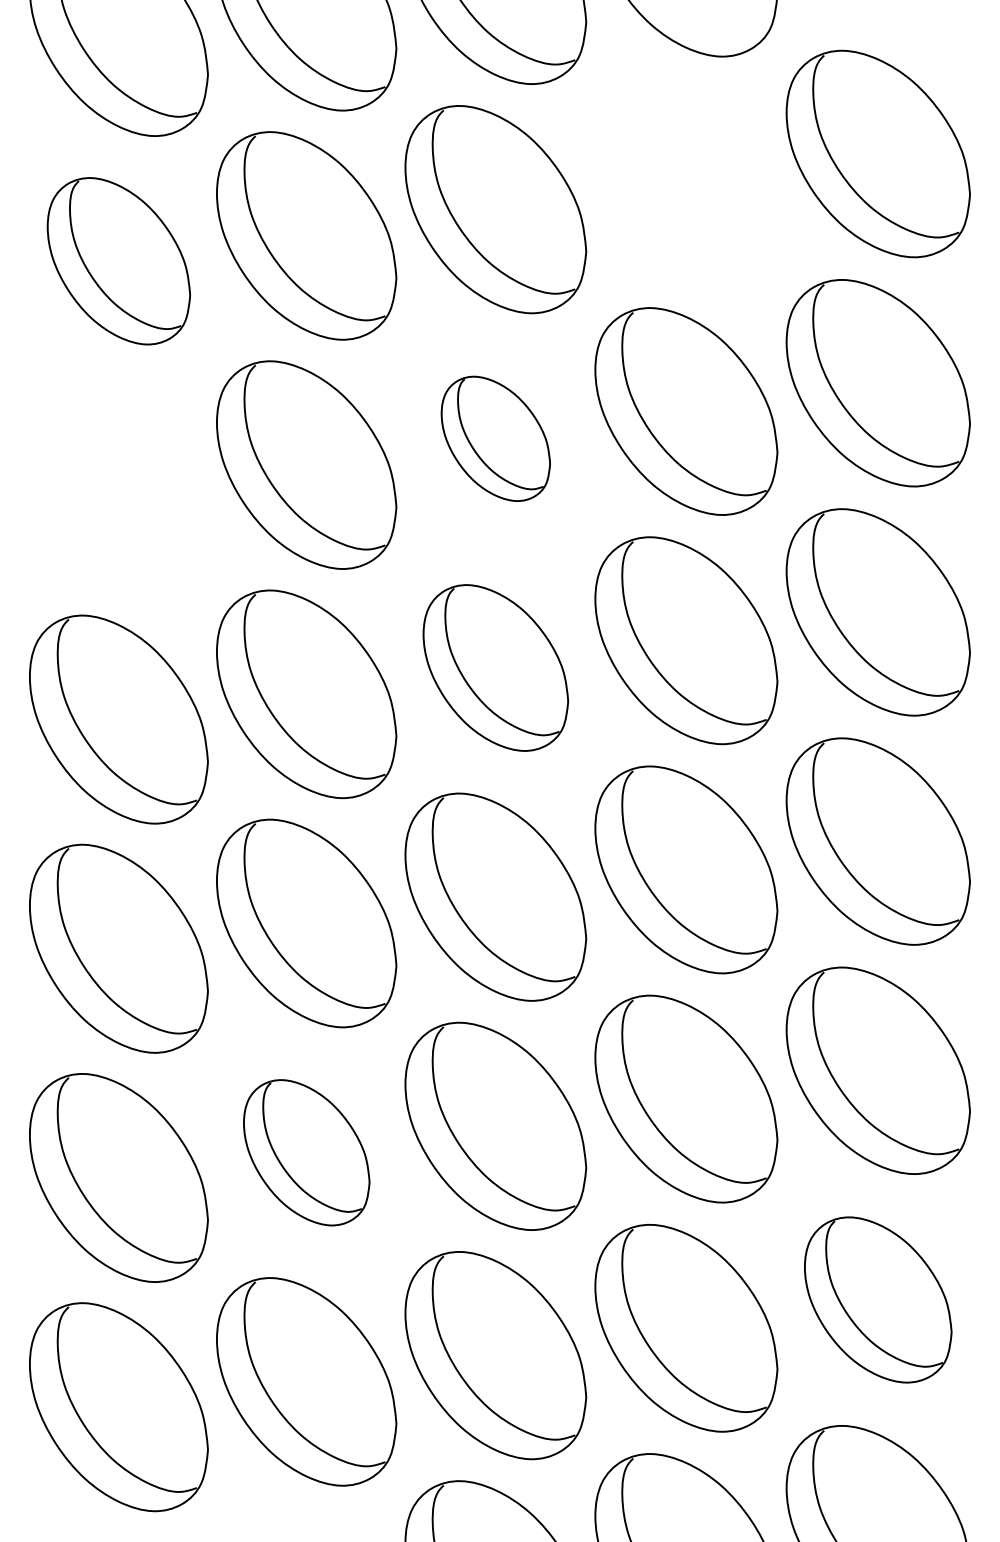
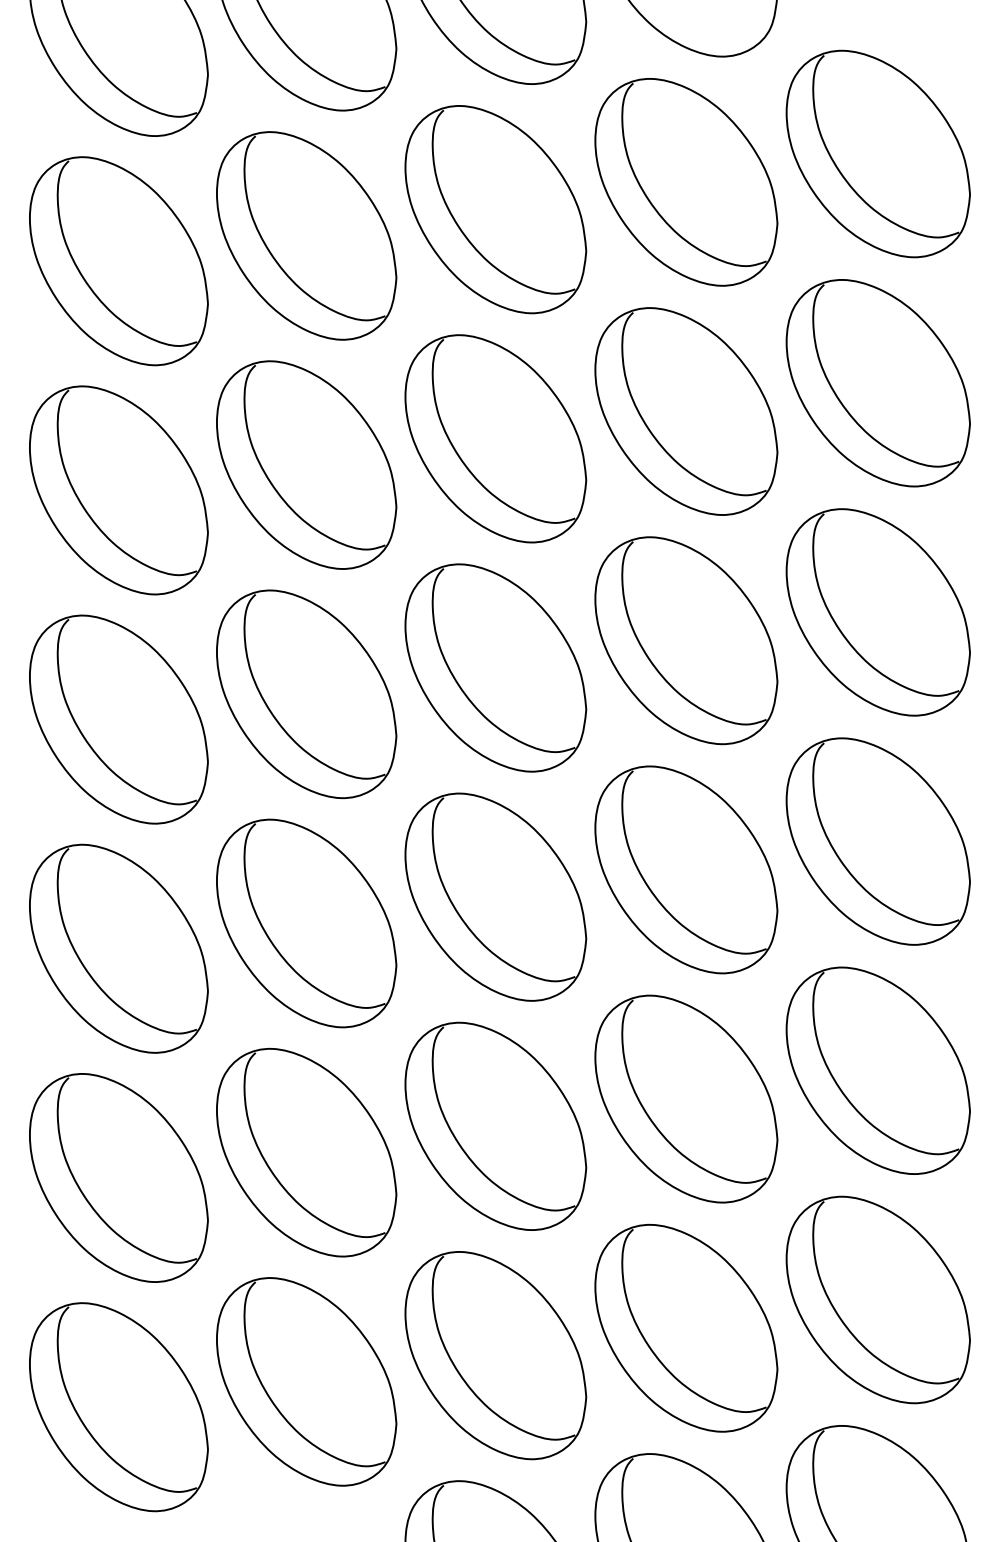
part: none -> present (686, 182)
part size: 146x169 px -> 180x211 px (118, 261)
part size: 111x127 px -> 184x210 px (495, 438)
part: none -> present (118, 490)
part size: 148x168 px -> 184x210 px (495, 667)
part size: 128x148 px -> 182x210 px (306, 1152)
part size: 149x168 px -> 186x210 px (877, 1299)
